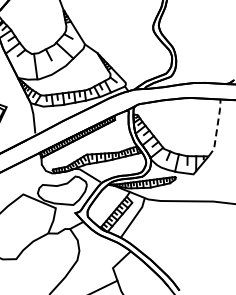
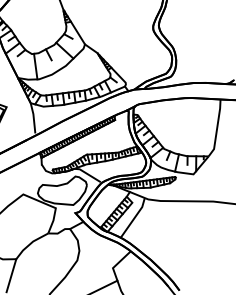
line: dashed -> solid (217, 128)
line: none -> present (11, 275)
